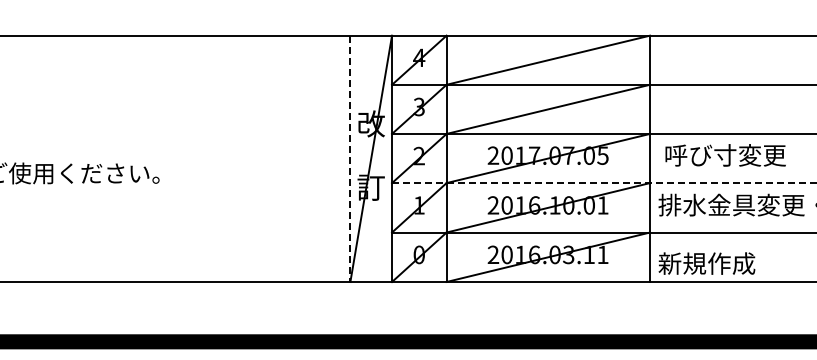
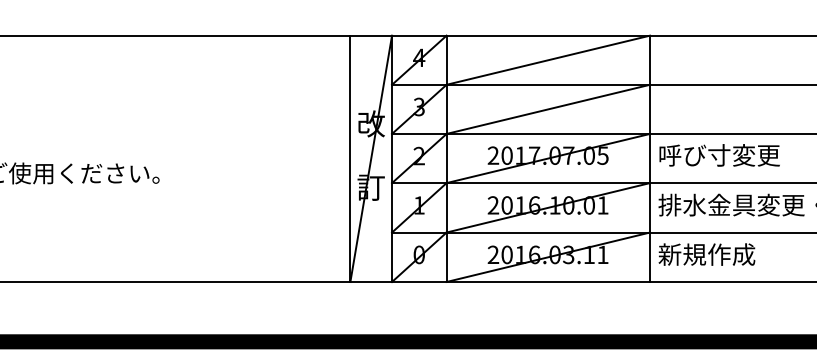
text position: (725, 155) -> (719, 155) (719, 155)
line: dashed -> solid (350, 159)
line: dashed -> solid (604, 183)
text position: (706, 263) -> (706, 254) (706, 254)
